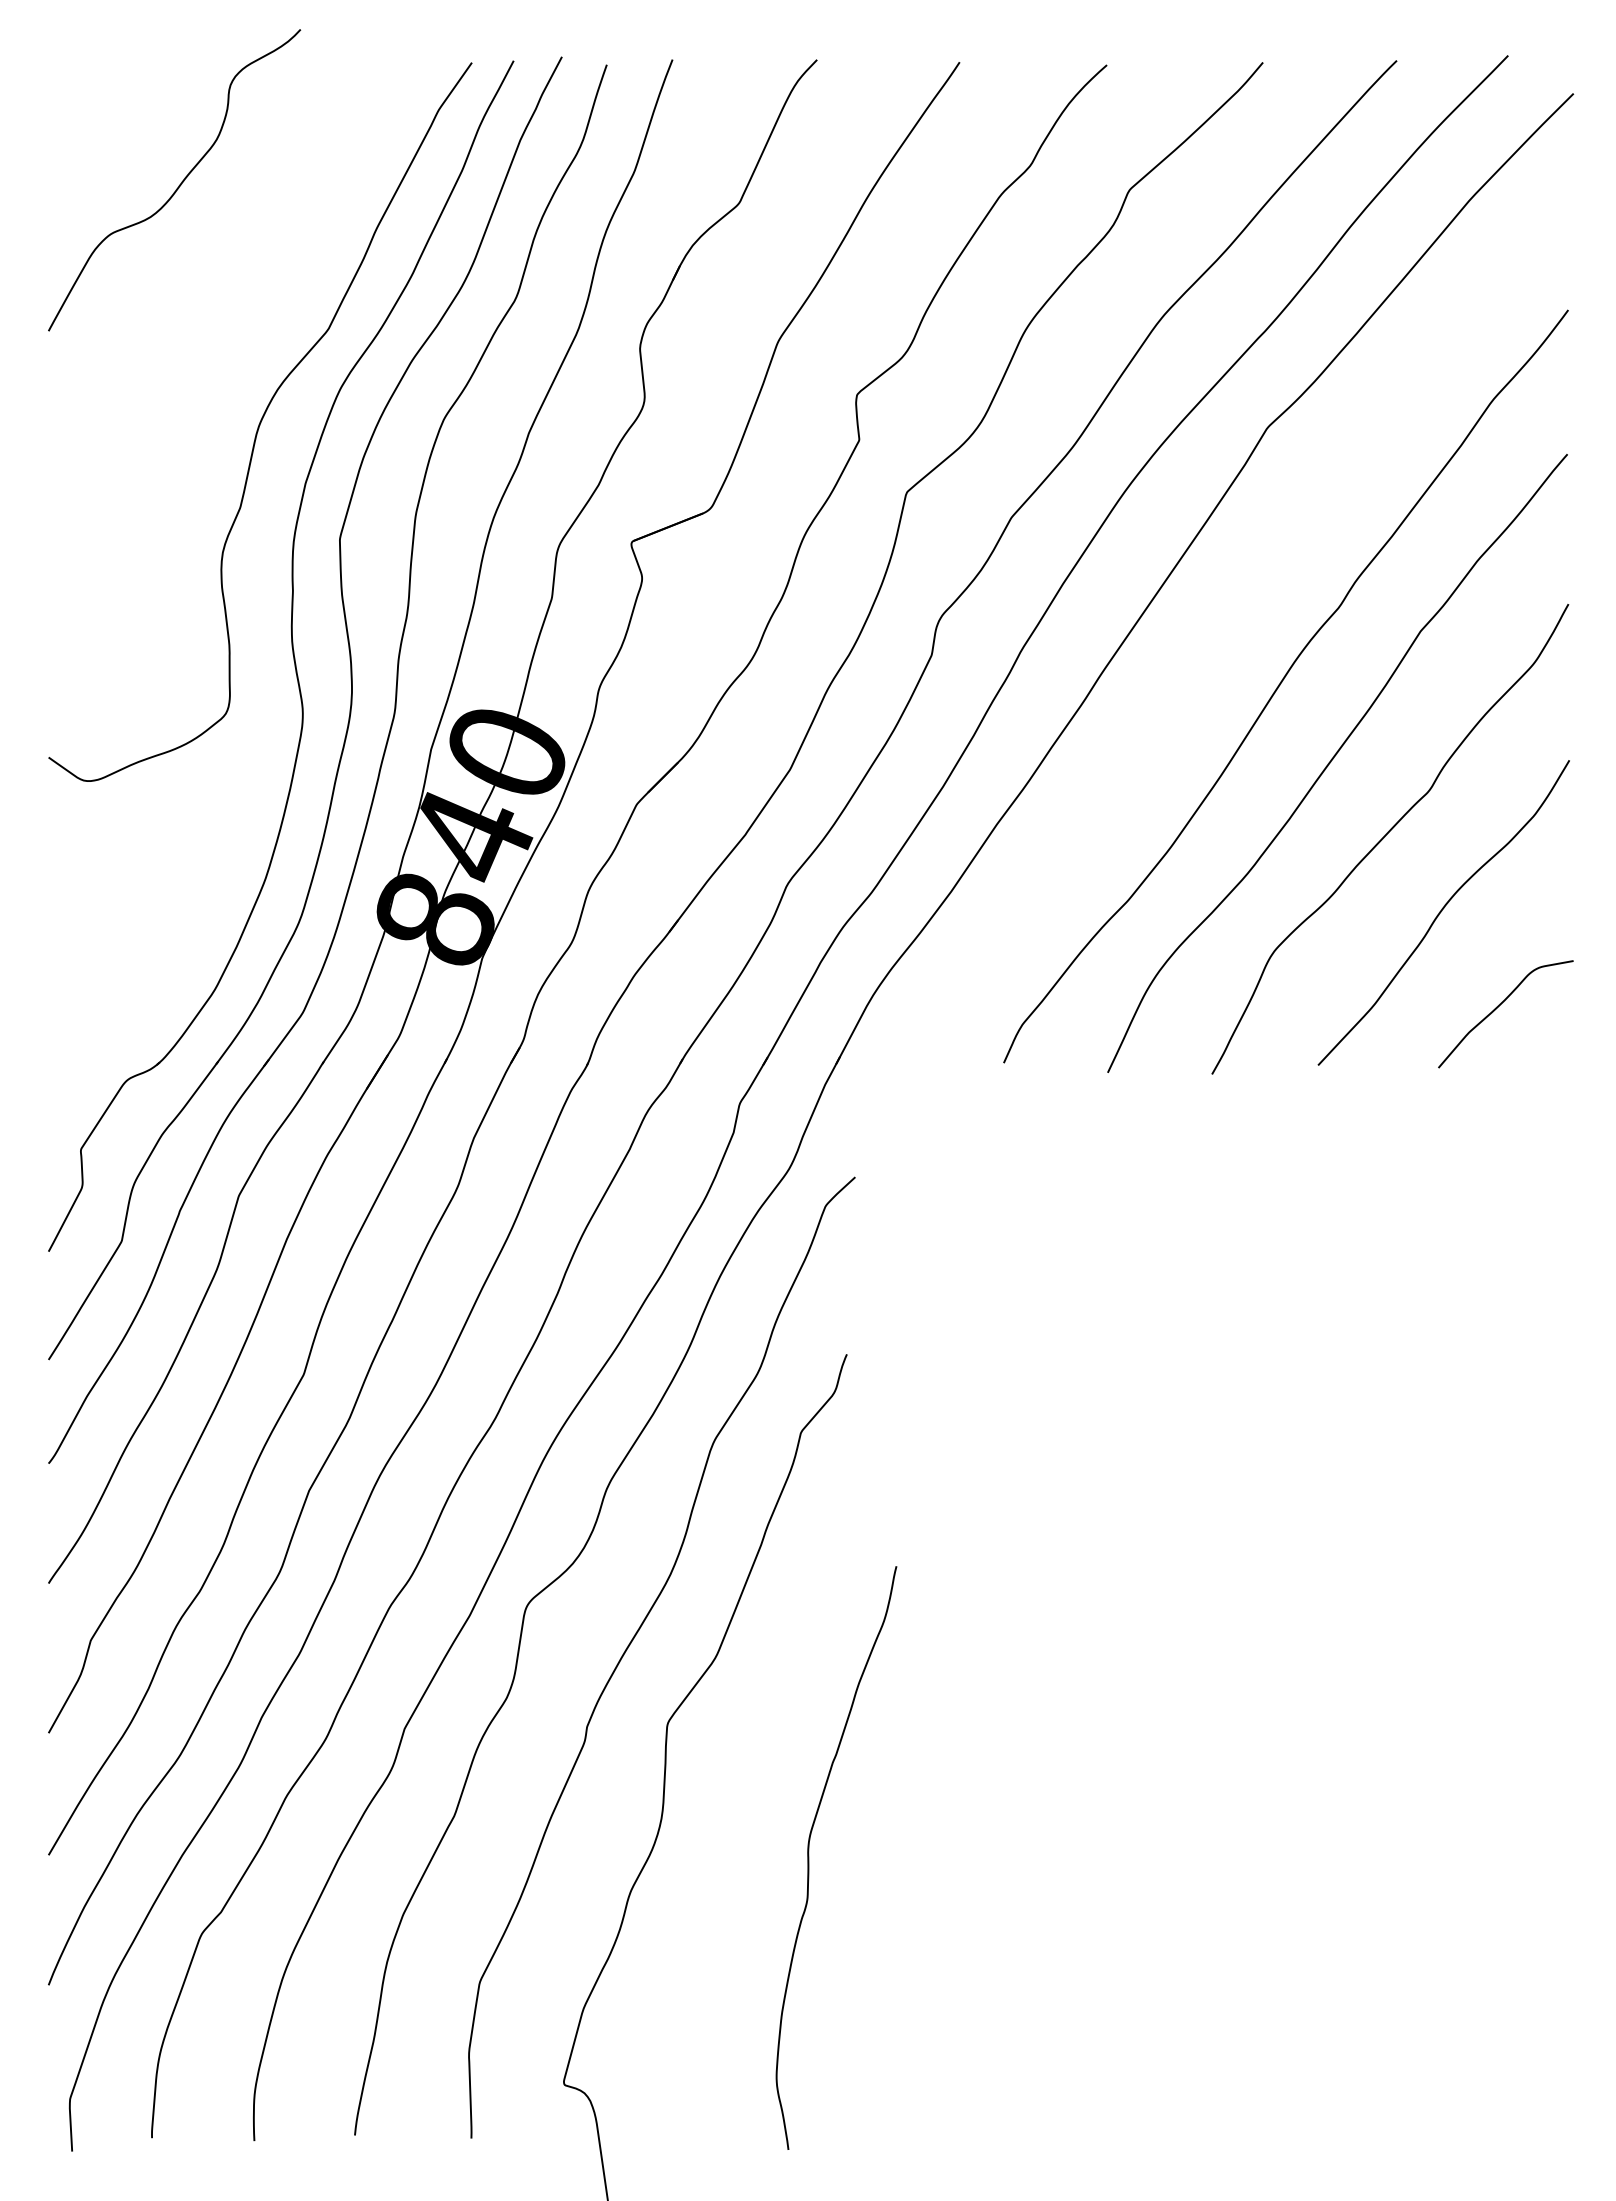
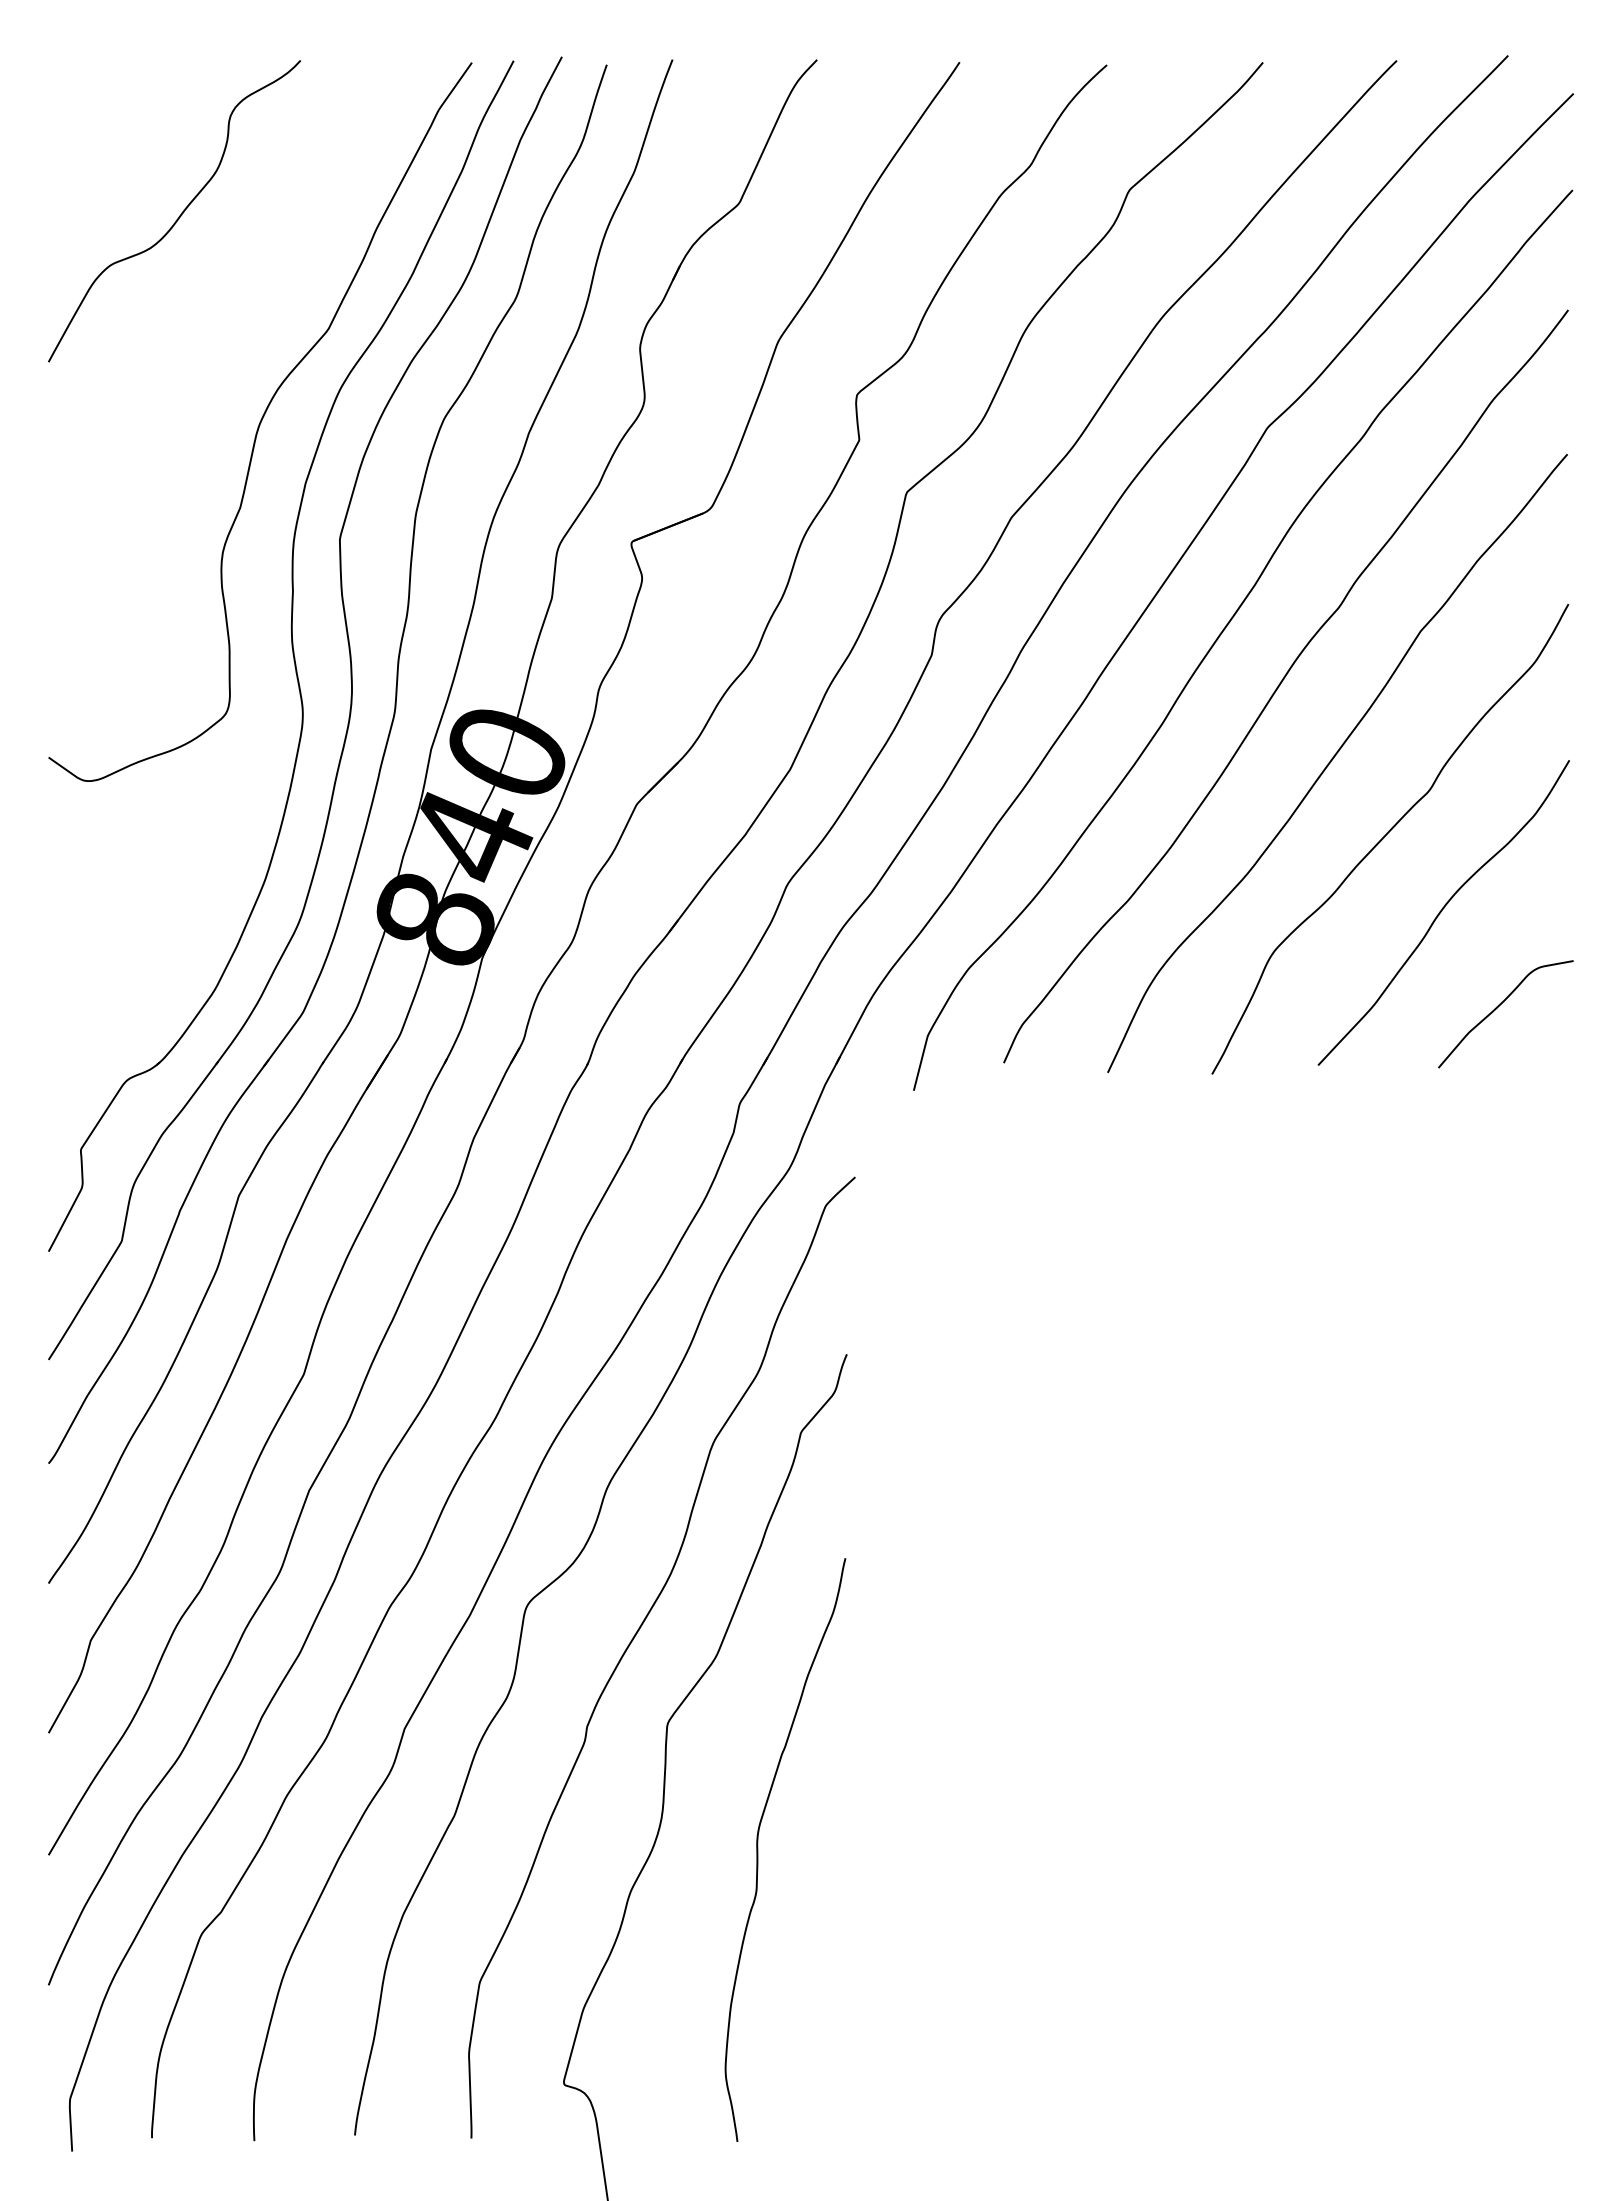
curve position: (179, 184) -> (179, 215) (179, 215)
curve: none -> present (1225, 629)
curve position: (809, 1857) -> (758, 1849) (758, 1849)
